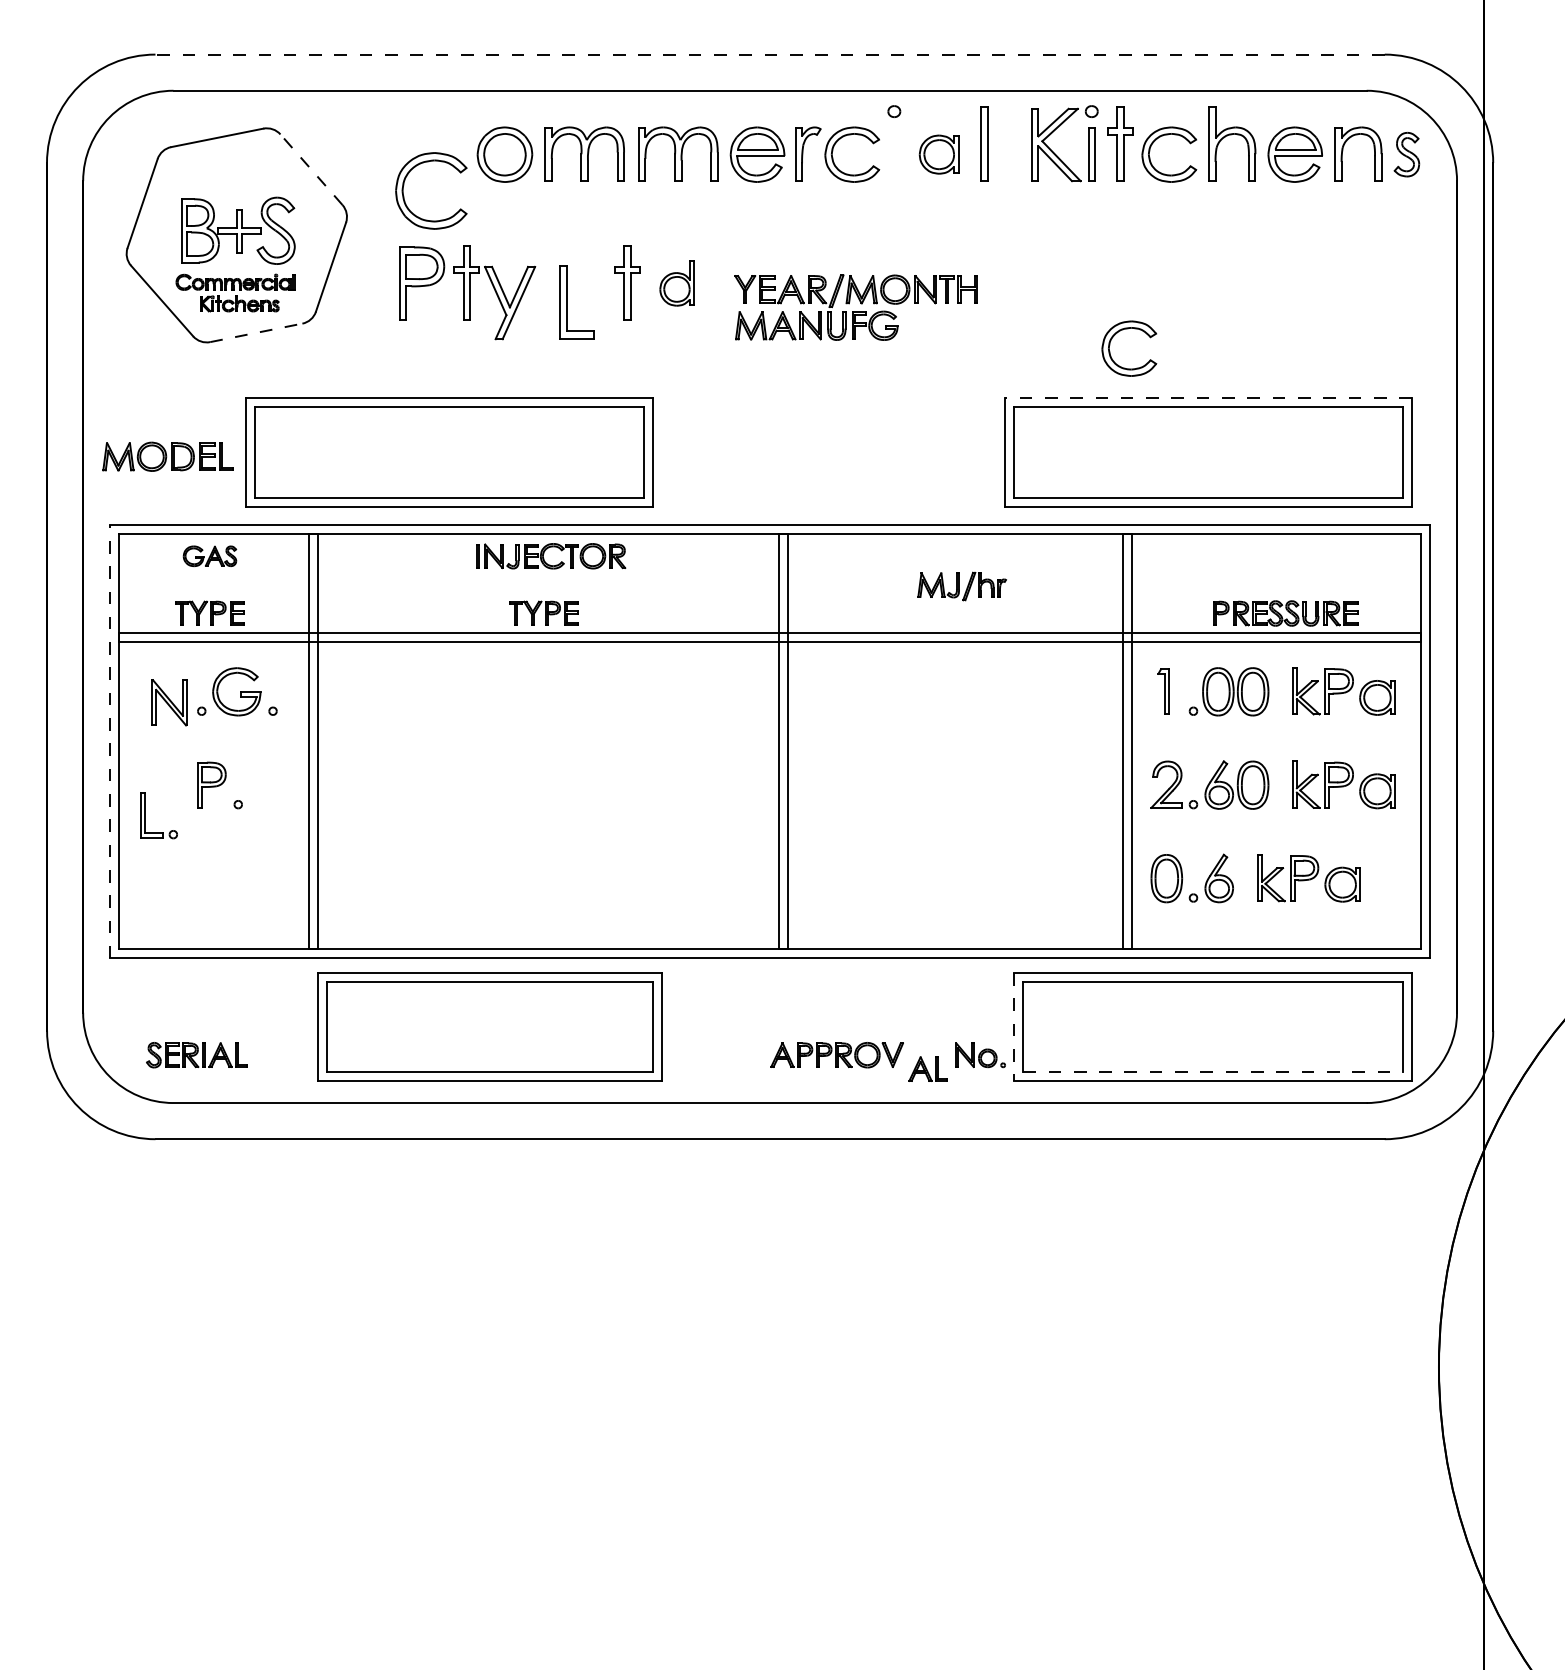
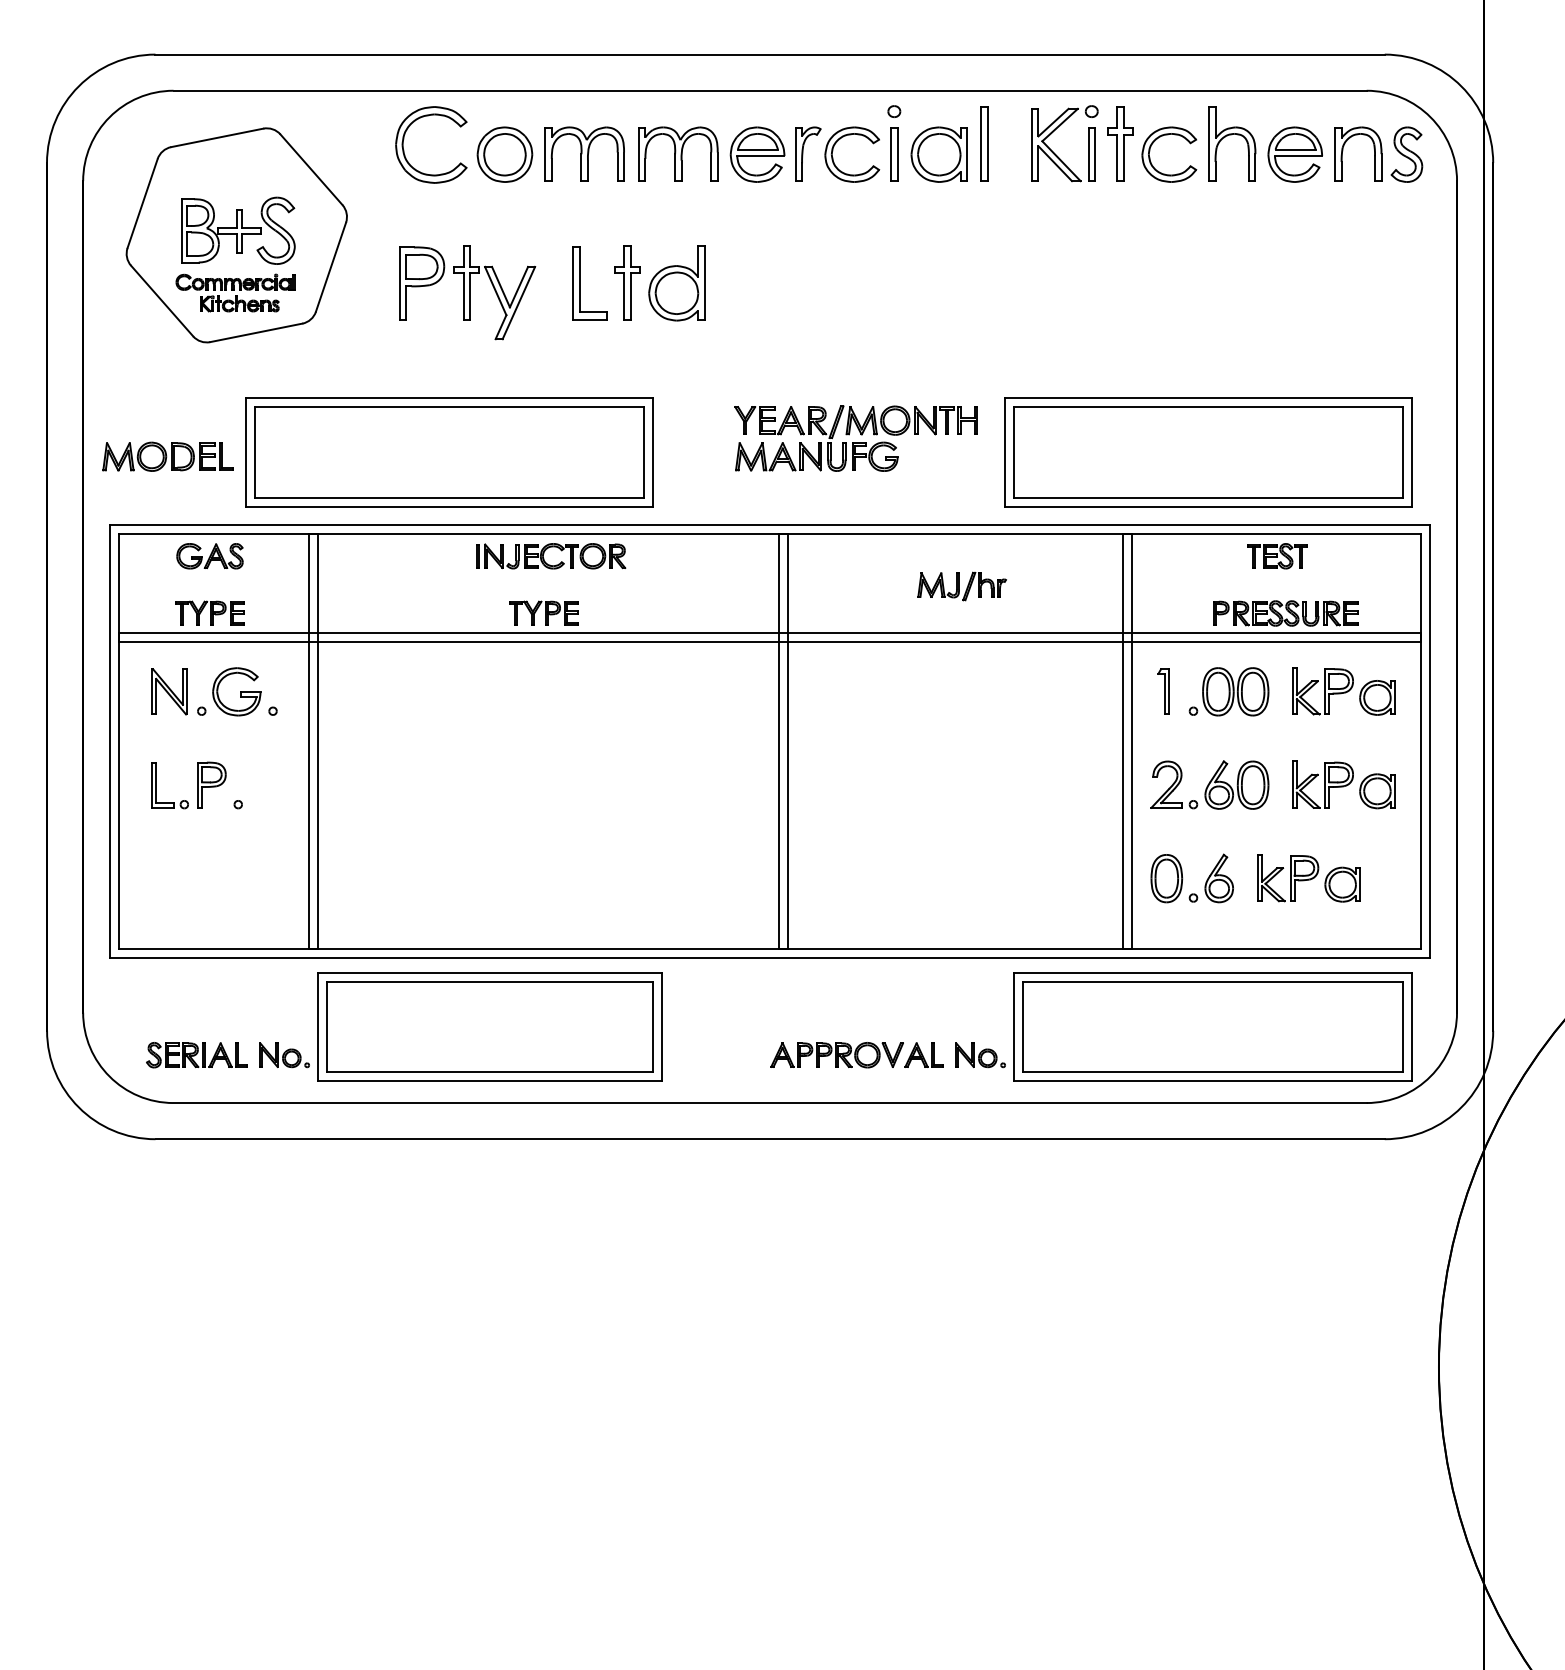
line: dashed -> solid (770, 54)
part: none -> present (894, 154)
part size: 42x41 px -> 58x57 px (938, 154)
part size: 28x46 px -> 34x57 px (1406, 154)
line: dashed -> solid (311, 169)
part position: (404, 185) -> (404, 139) (404, 139)
part size: 36x47 px -> 58x77 px (676, 283)
part position: (567, 302) -> (580, 283) (580, 283)
part position: (855, 307) -> (855, 438) (855, 438)
part: present -> none (1128, 329)
line: dashed -> solid (256, 332)
line: dashed -> solid (1207, 398)
part size: 56x22 px -> 68x27 px (209, 556)
part: none -> present (1277, 556)
part position: (169, 702) -> (169, 691) (169, 691)
line: dashed -> solid (110, 741)
part position: (145, 815) -> (156, 785) (156, 785)
line: dashed -> solid (1014, 1027)
part: none -> present (284, 1055)
part position: (927, 1068) -> (923, 1054) (923, 1054)
line: dashed -> solid (1213, 1072)
